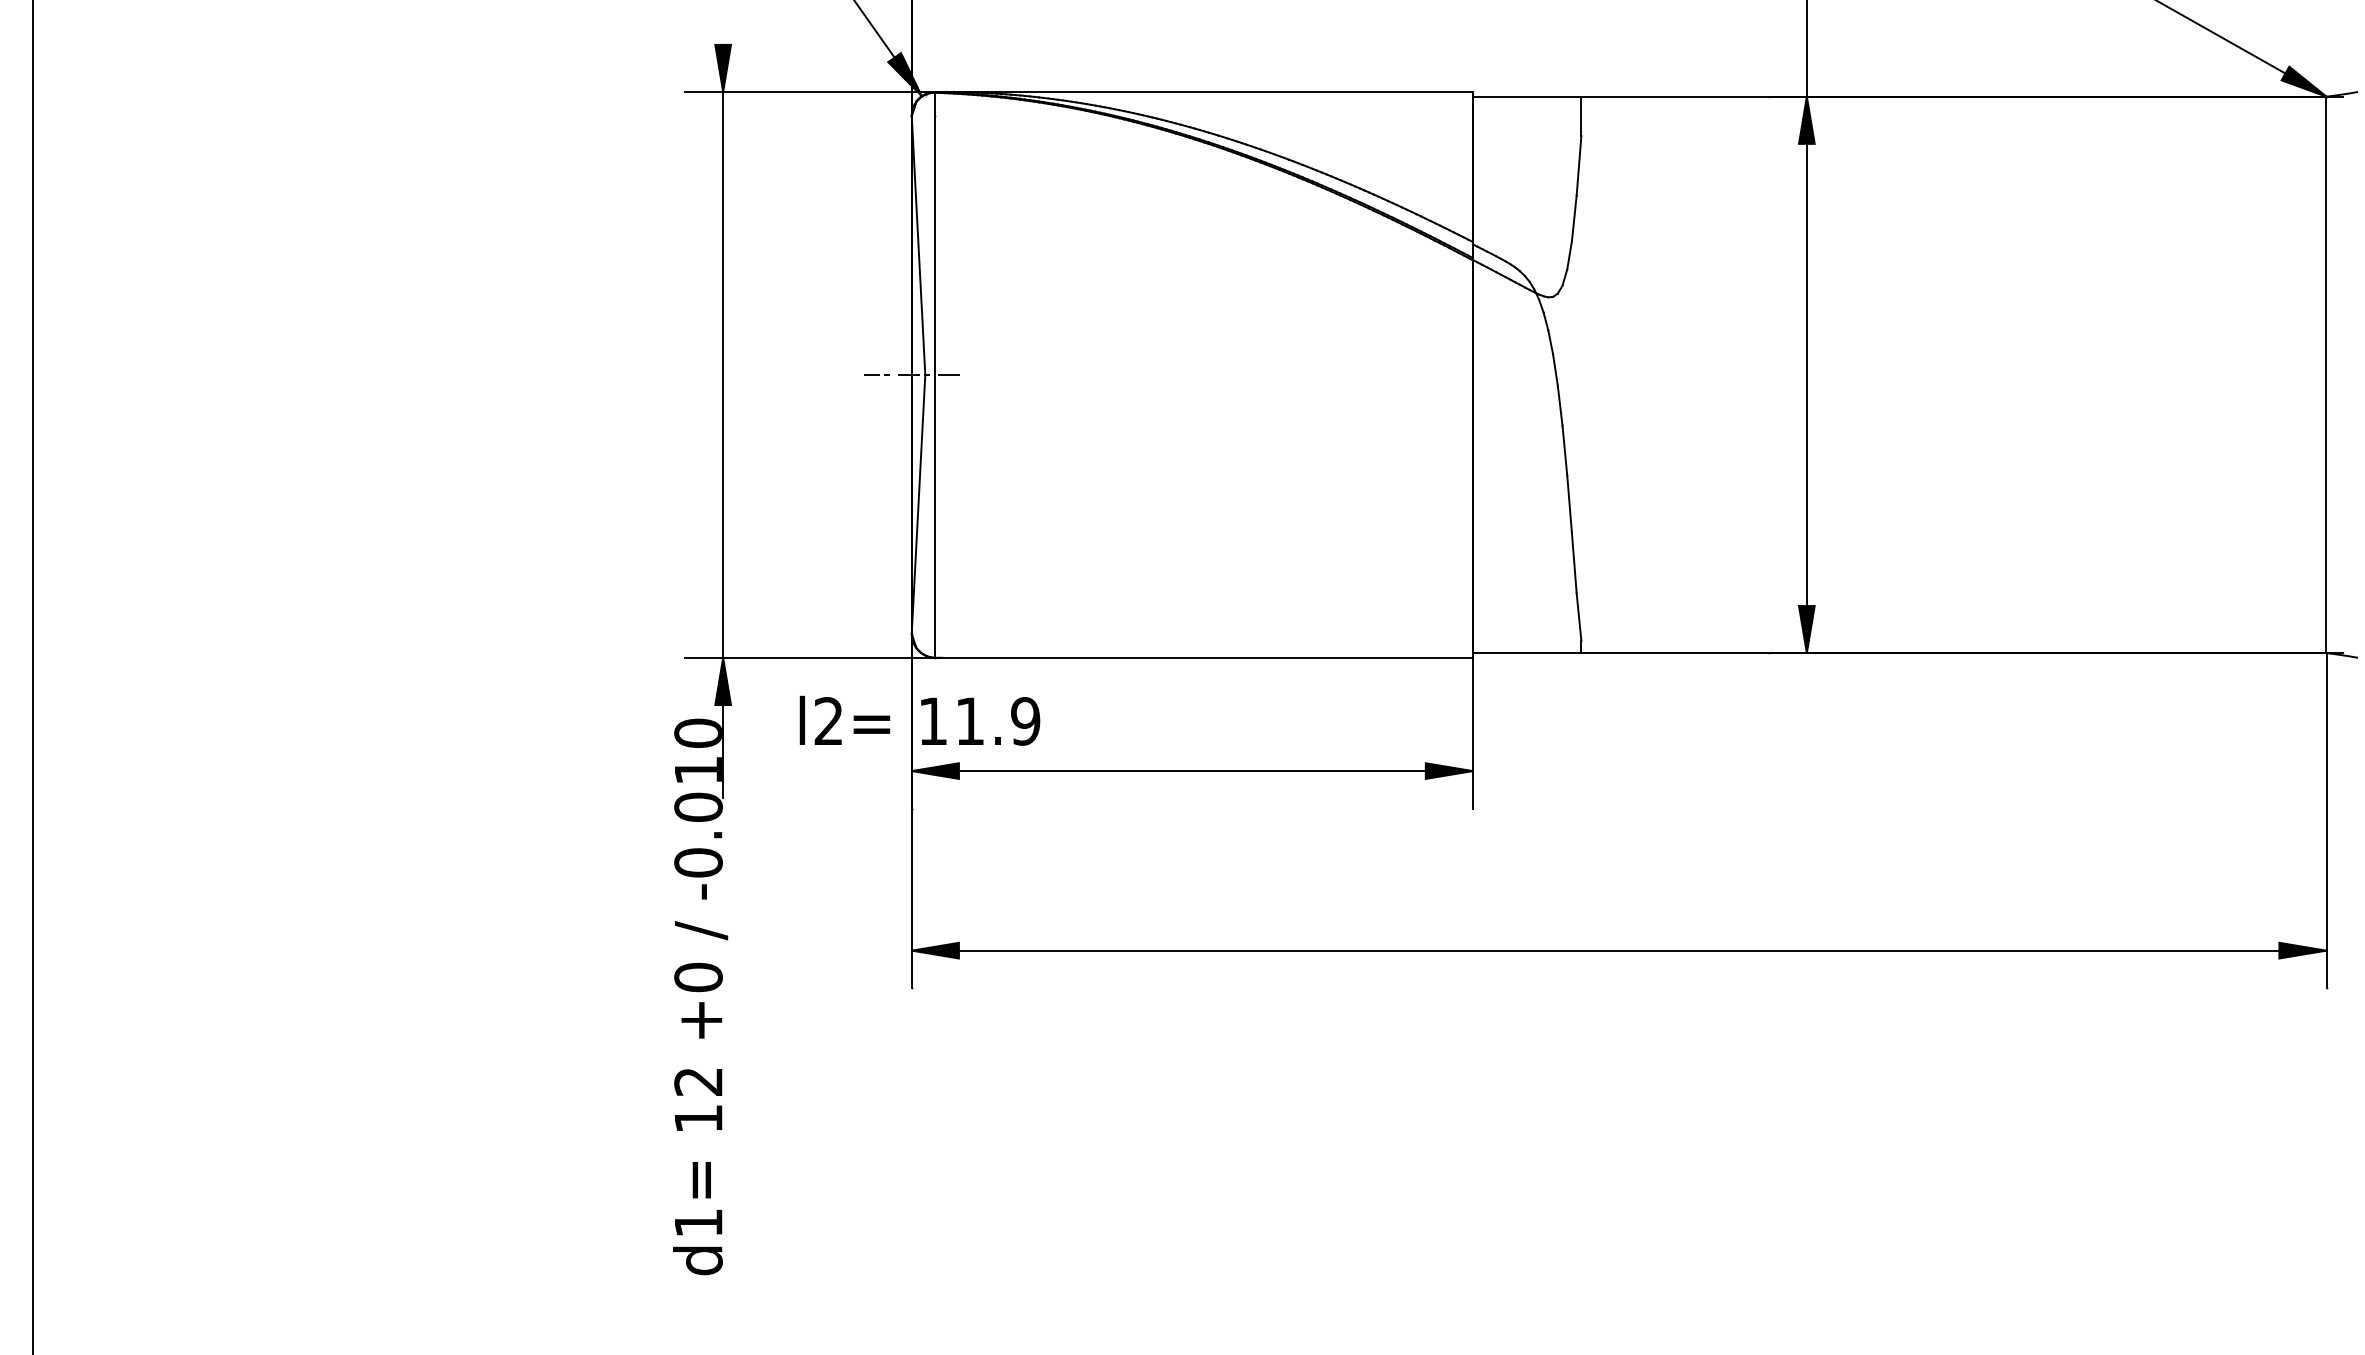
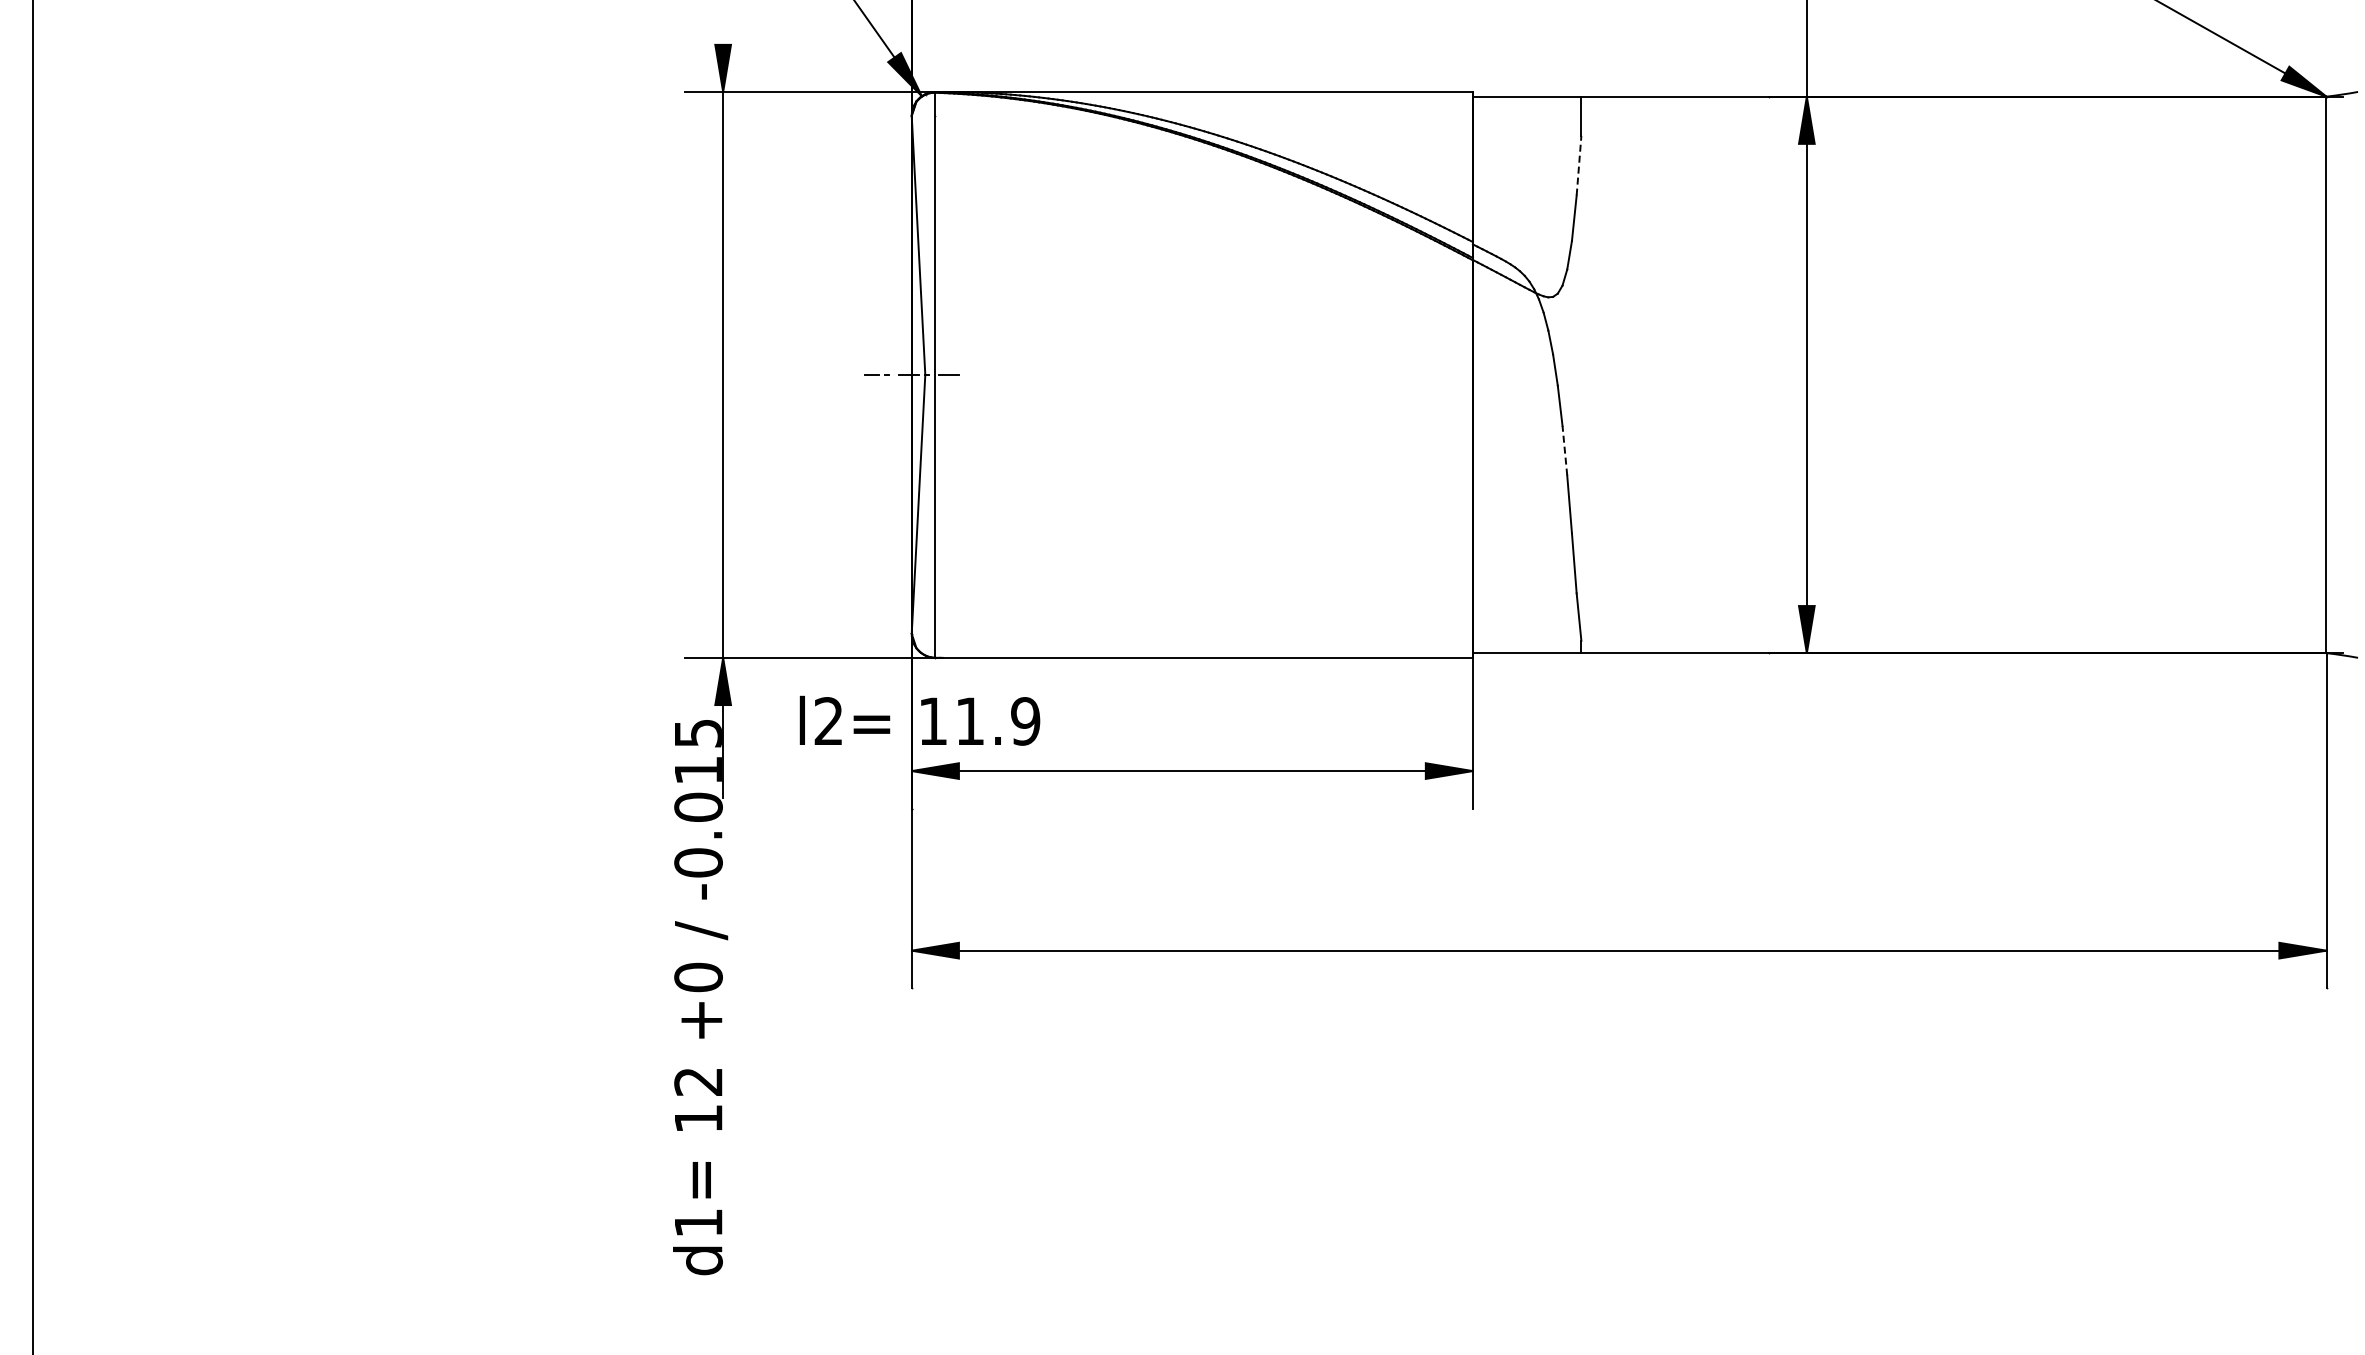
line: solid -> dashed (1579, 165)
line: solid -> dashed (1564, 450)
text: -0.010 -> -0.015 (697, 732)
